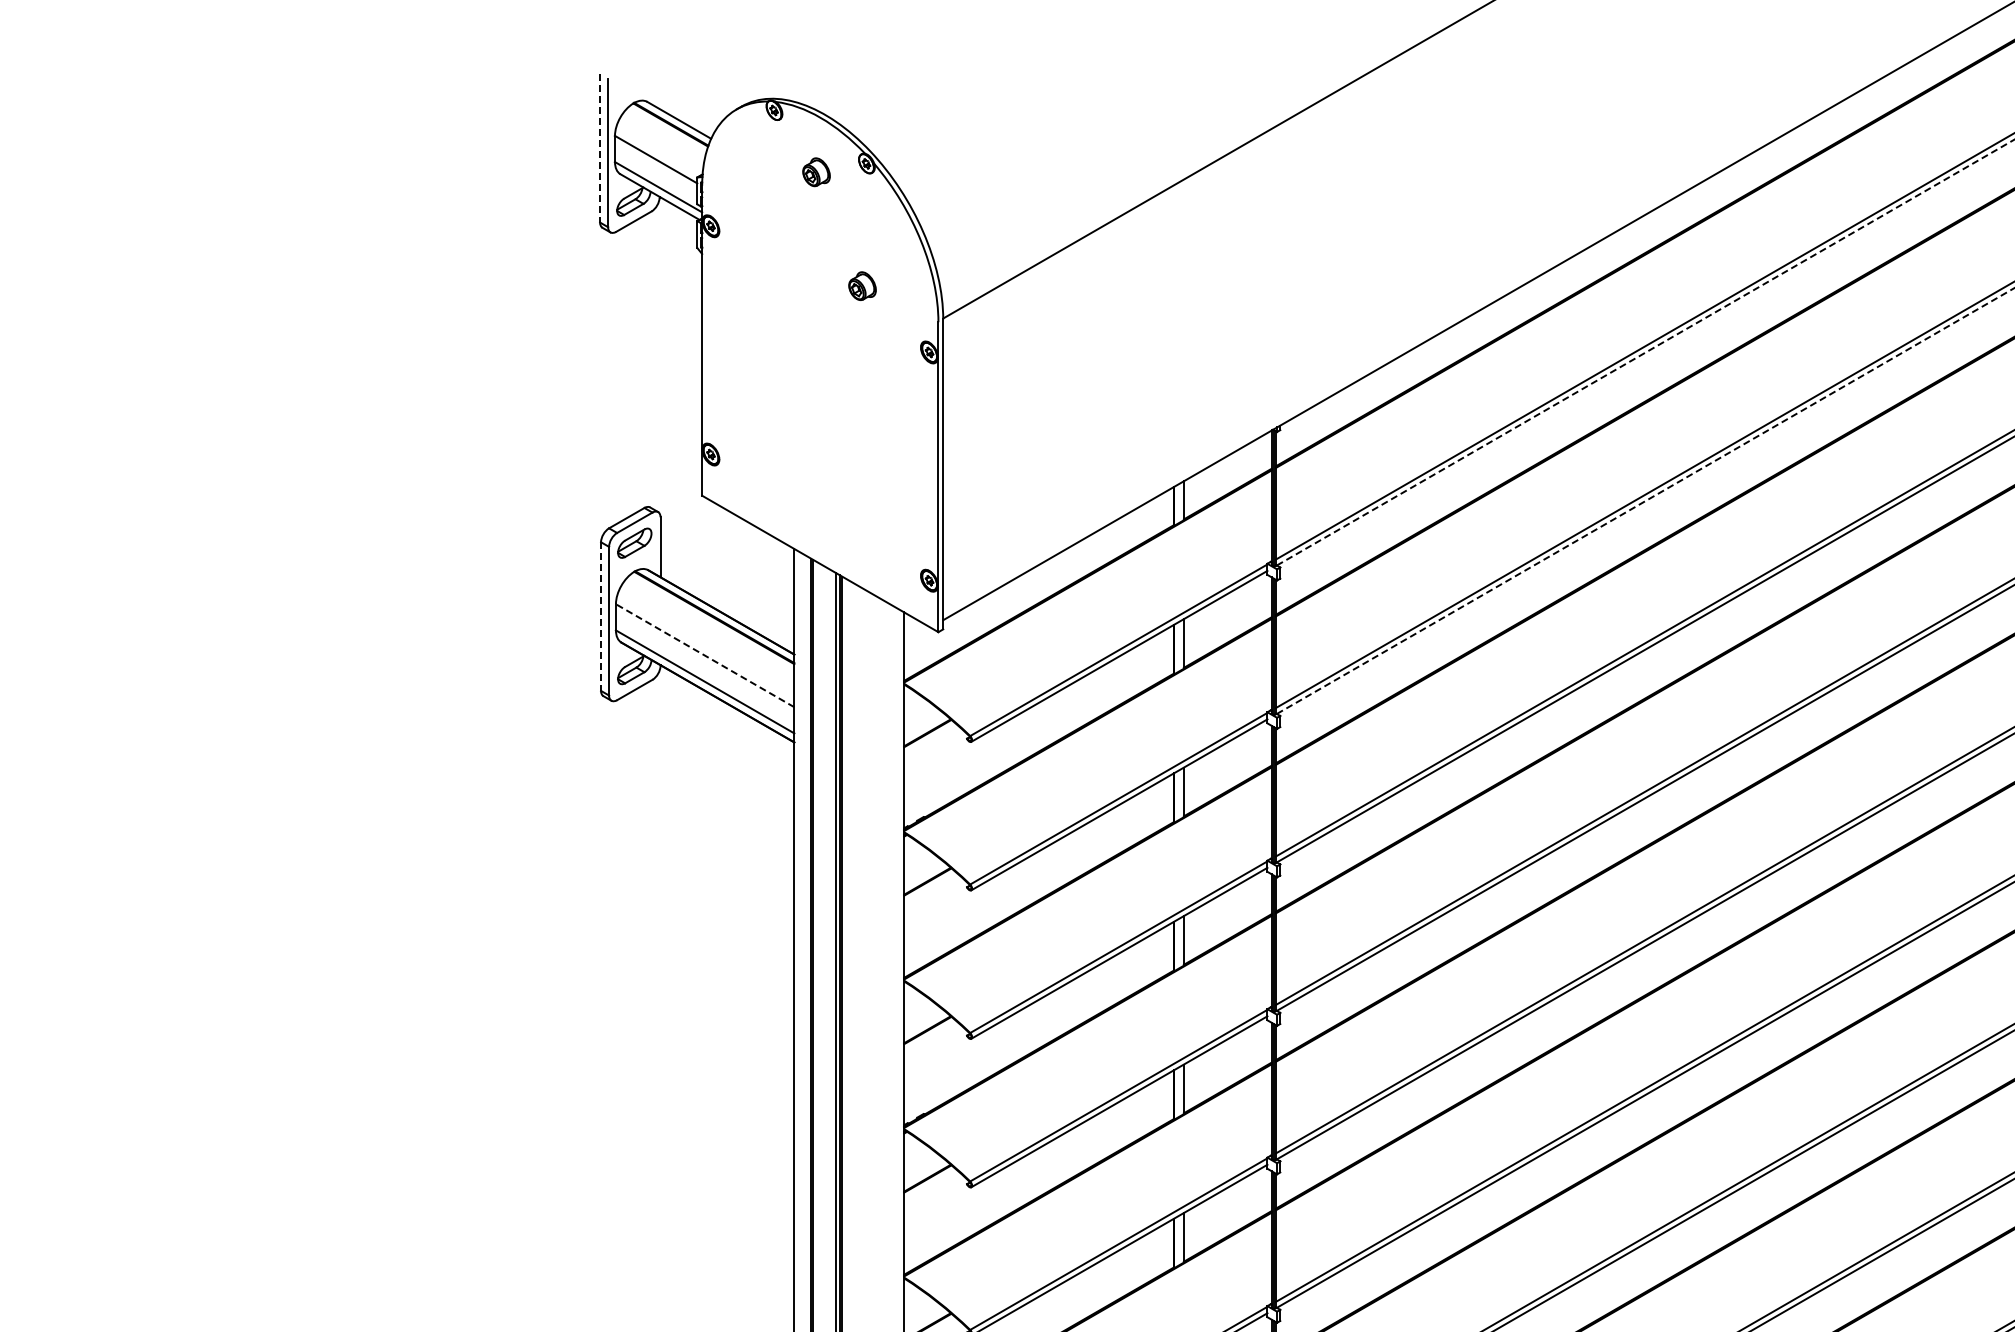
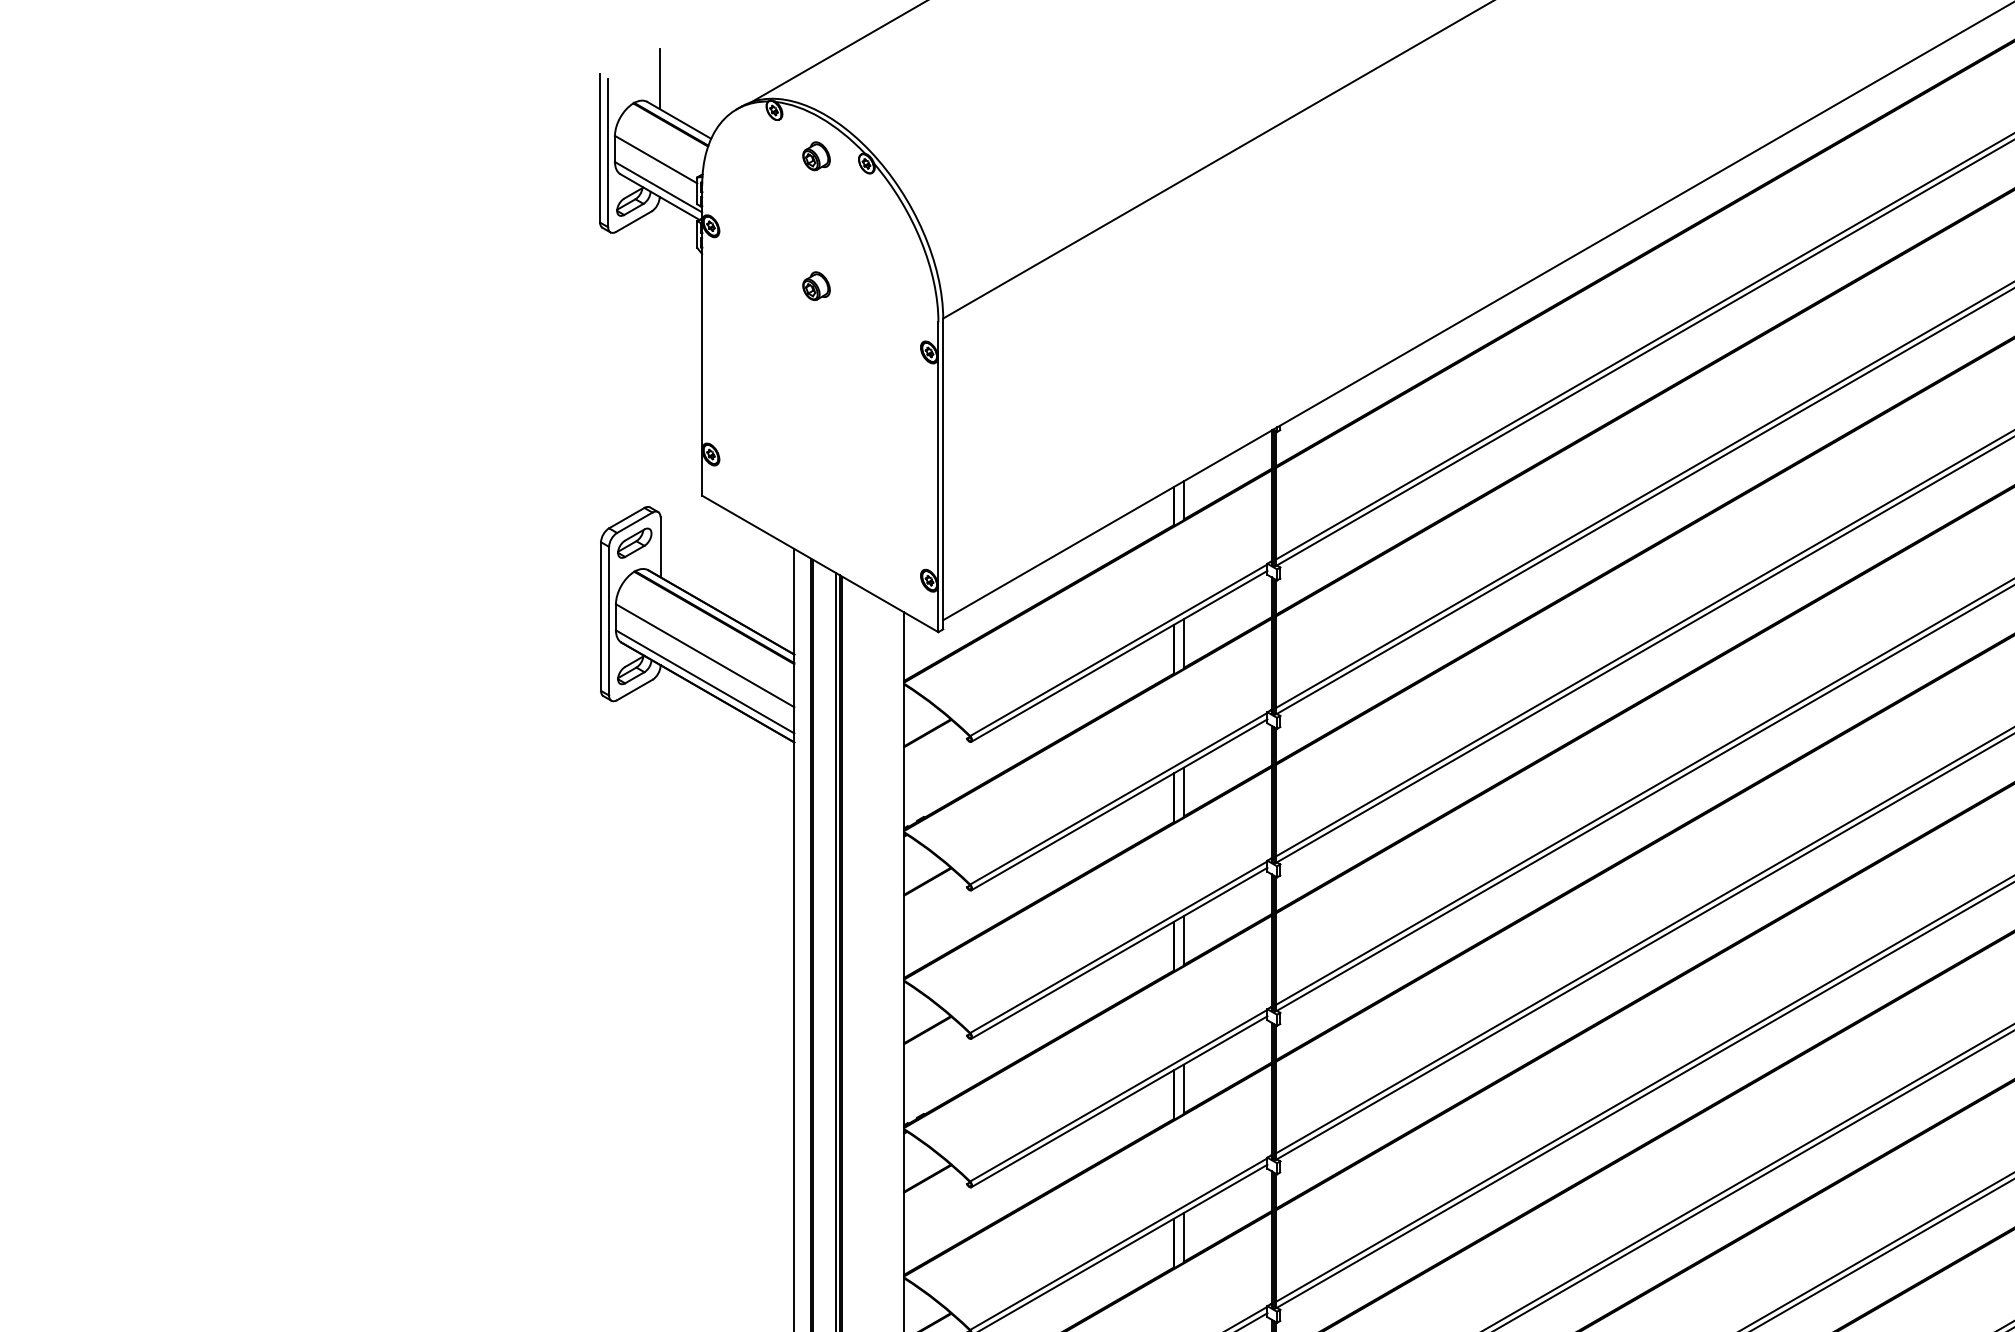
line: none -> present (837, 51)
line: none -> present (659, 78)
line: dashed -> solid (600, 148)
part position: (816, 172) -> (816, 156) (816, 156)
part position: (862, 285) -> (816, 285) (816, 285)
line: dashed -> solid (1645, 352)
line: dashed -> solid (1645, 501)
line: dashed -> solid (601, 617)
line: dashed -> solid (704, 655)
